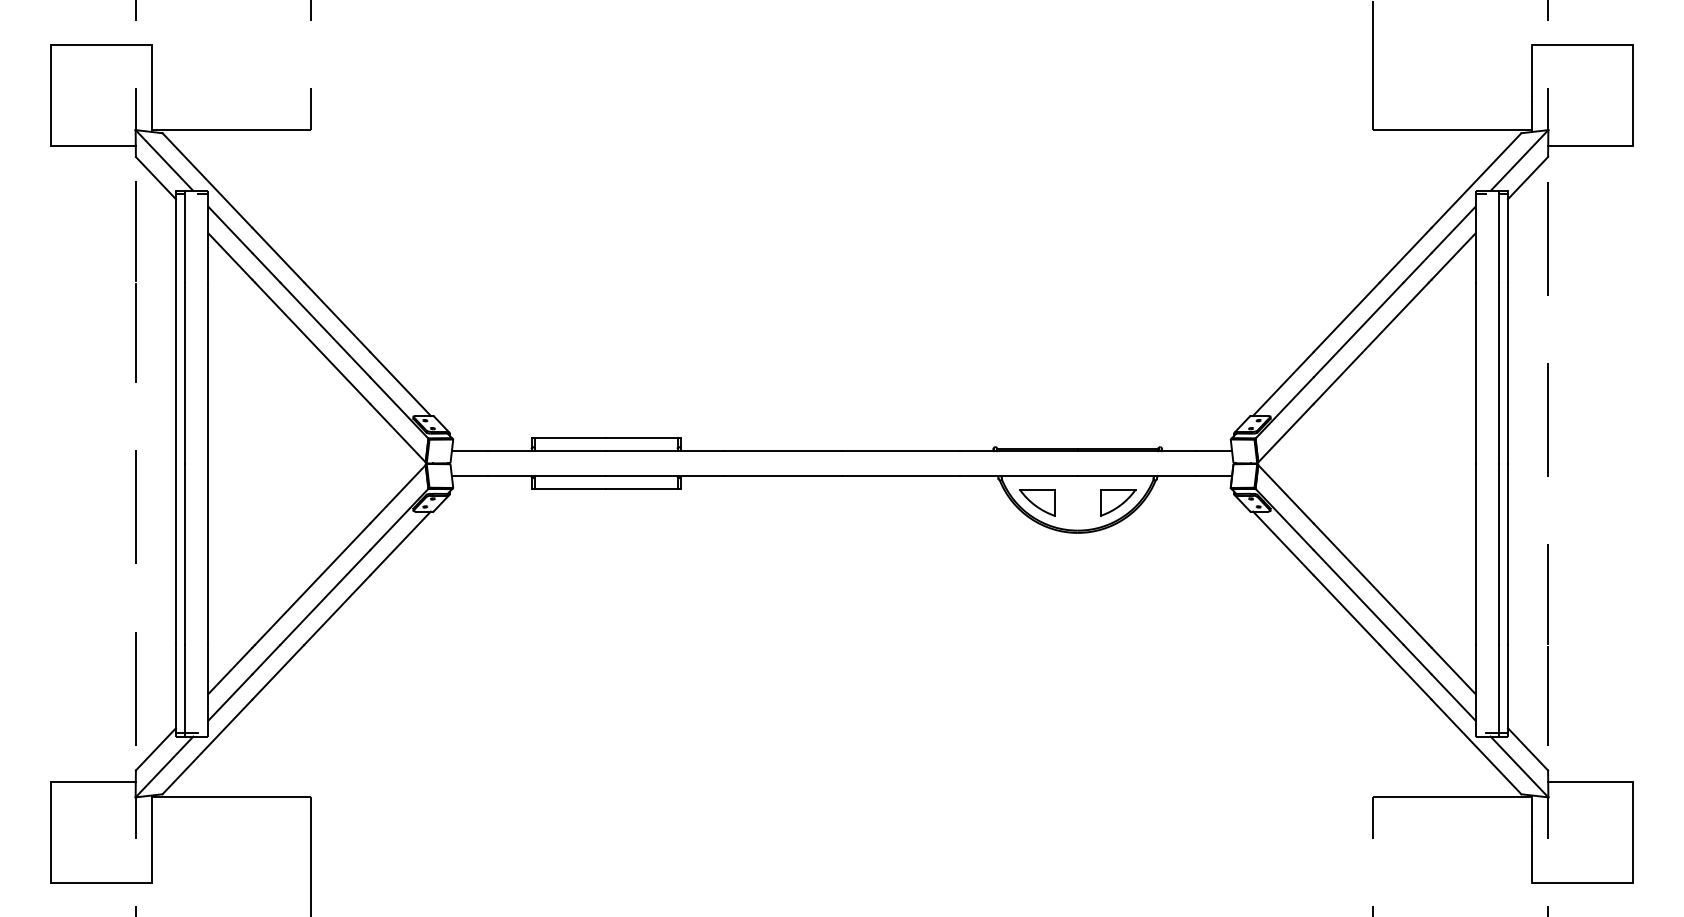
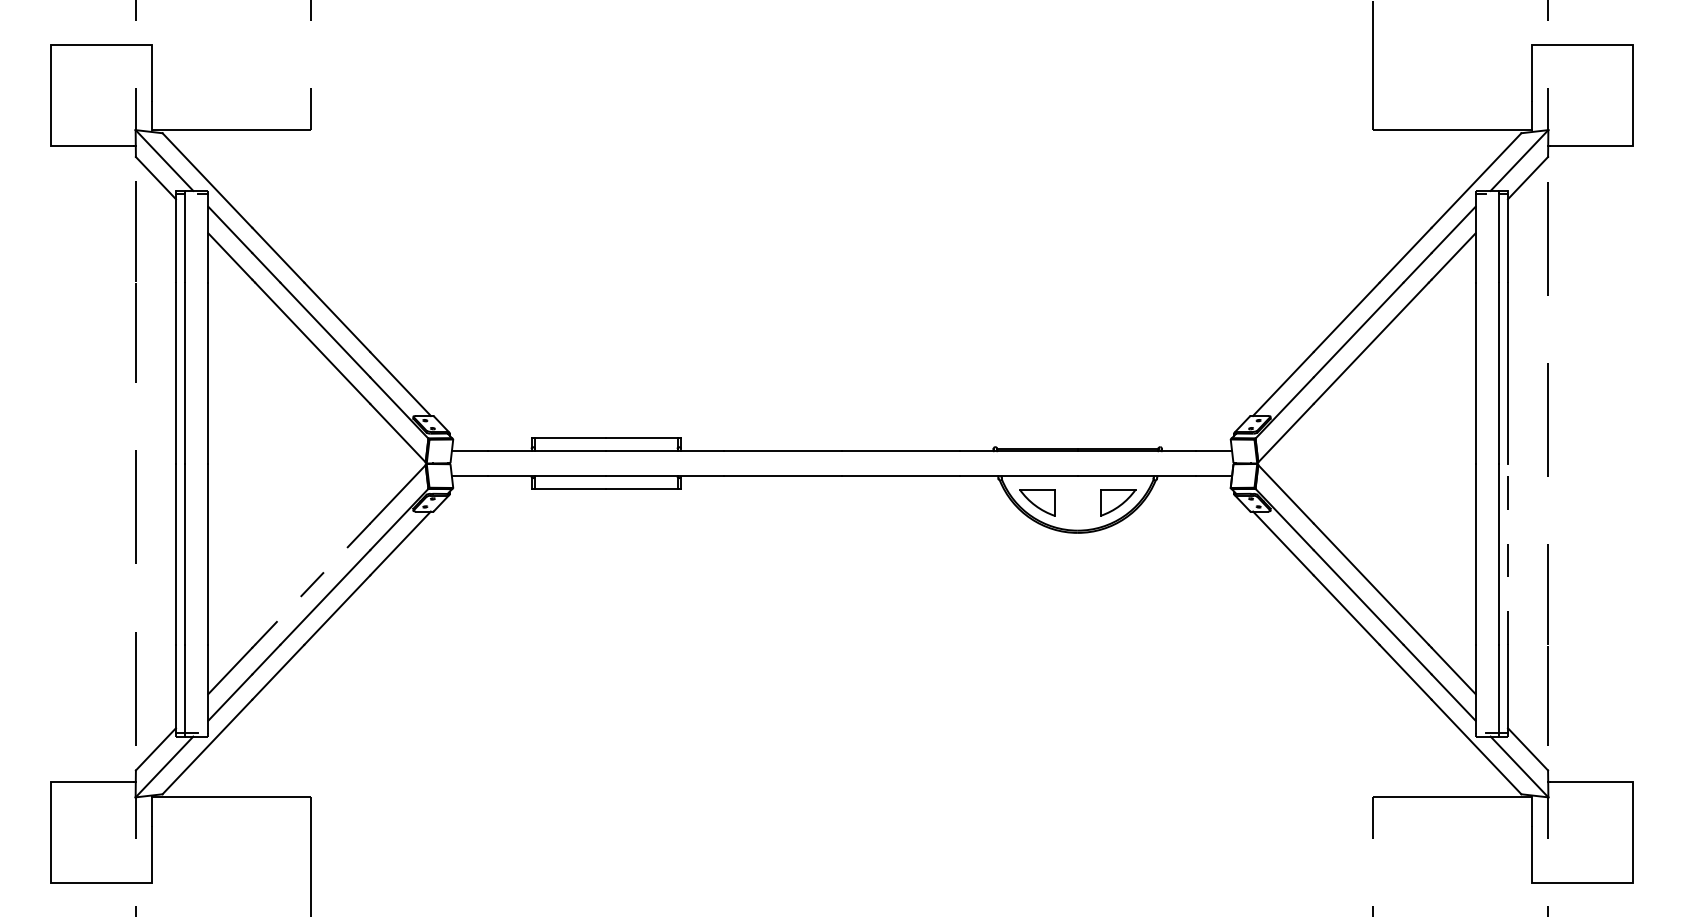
line: solid -> dashed (1508, 554)
line: solid -> dashed (312, 584)
